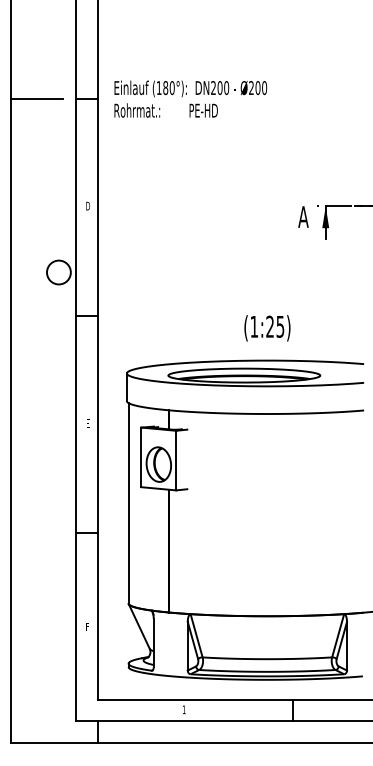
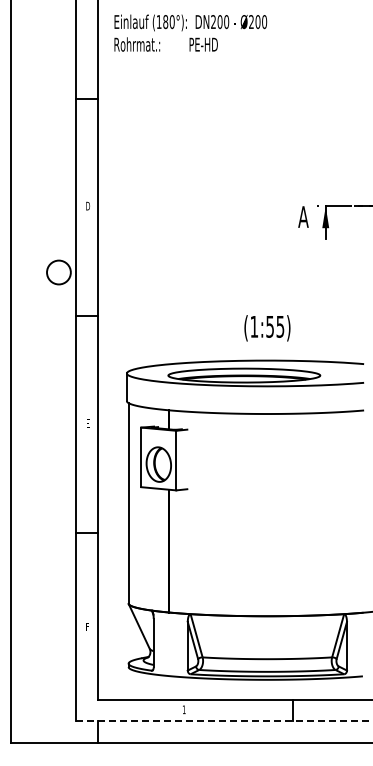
text position: (190, 98) -> (190, 32) (190, 32)
line: present -> none (37, 99)
text: (1:25) -> (1:55) (269, 326)
line: solid -> dashed (224, 721)
